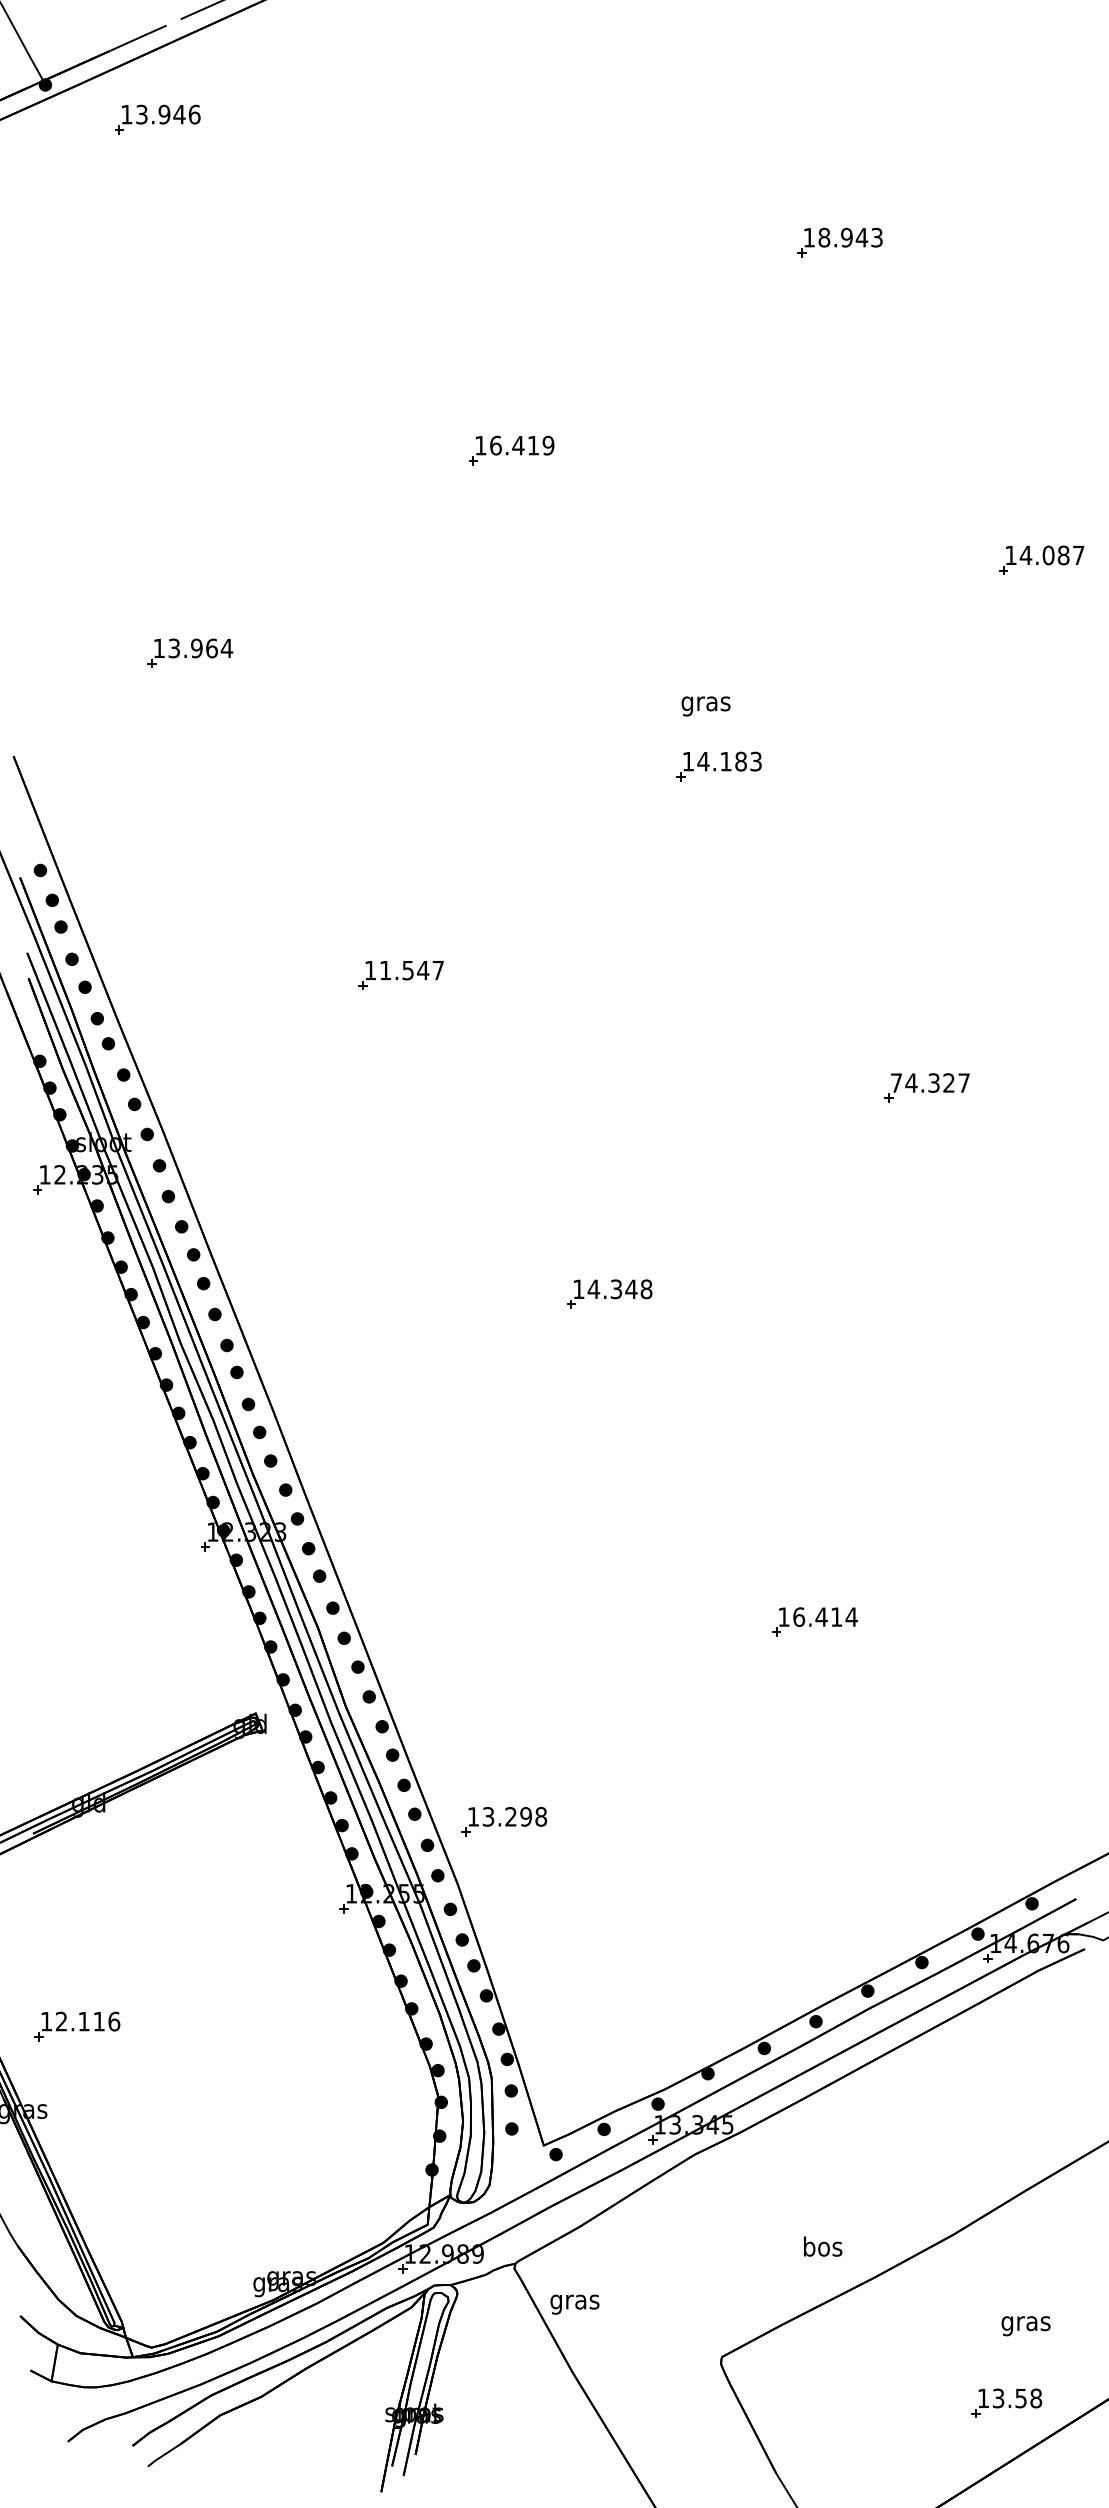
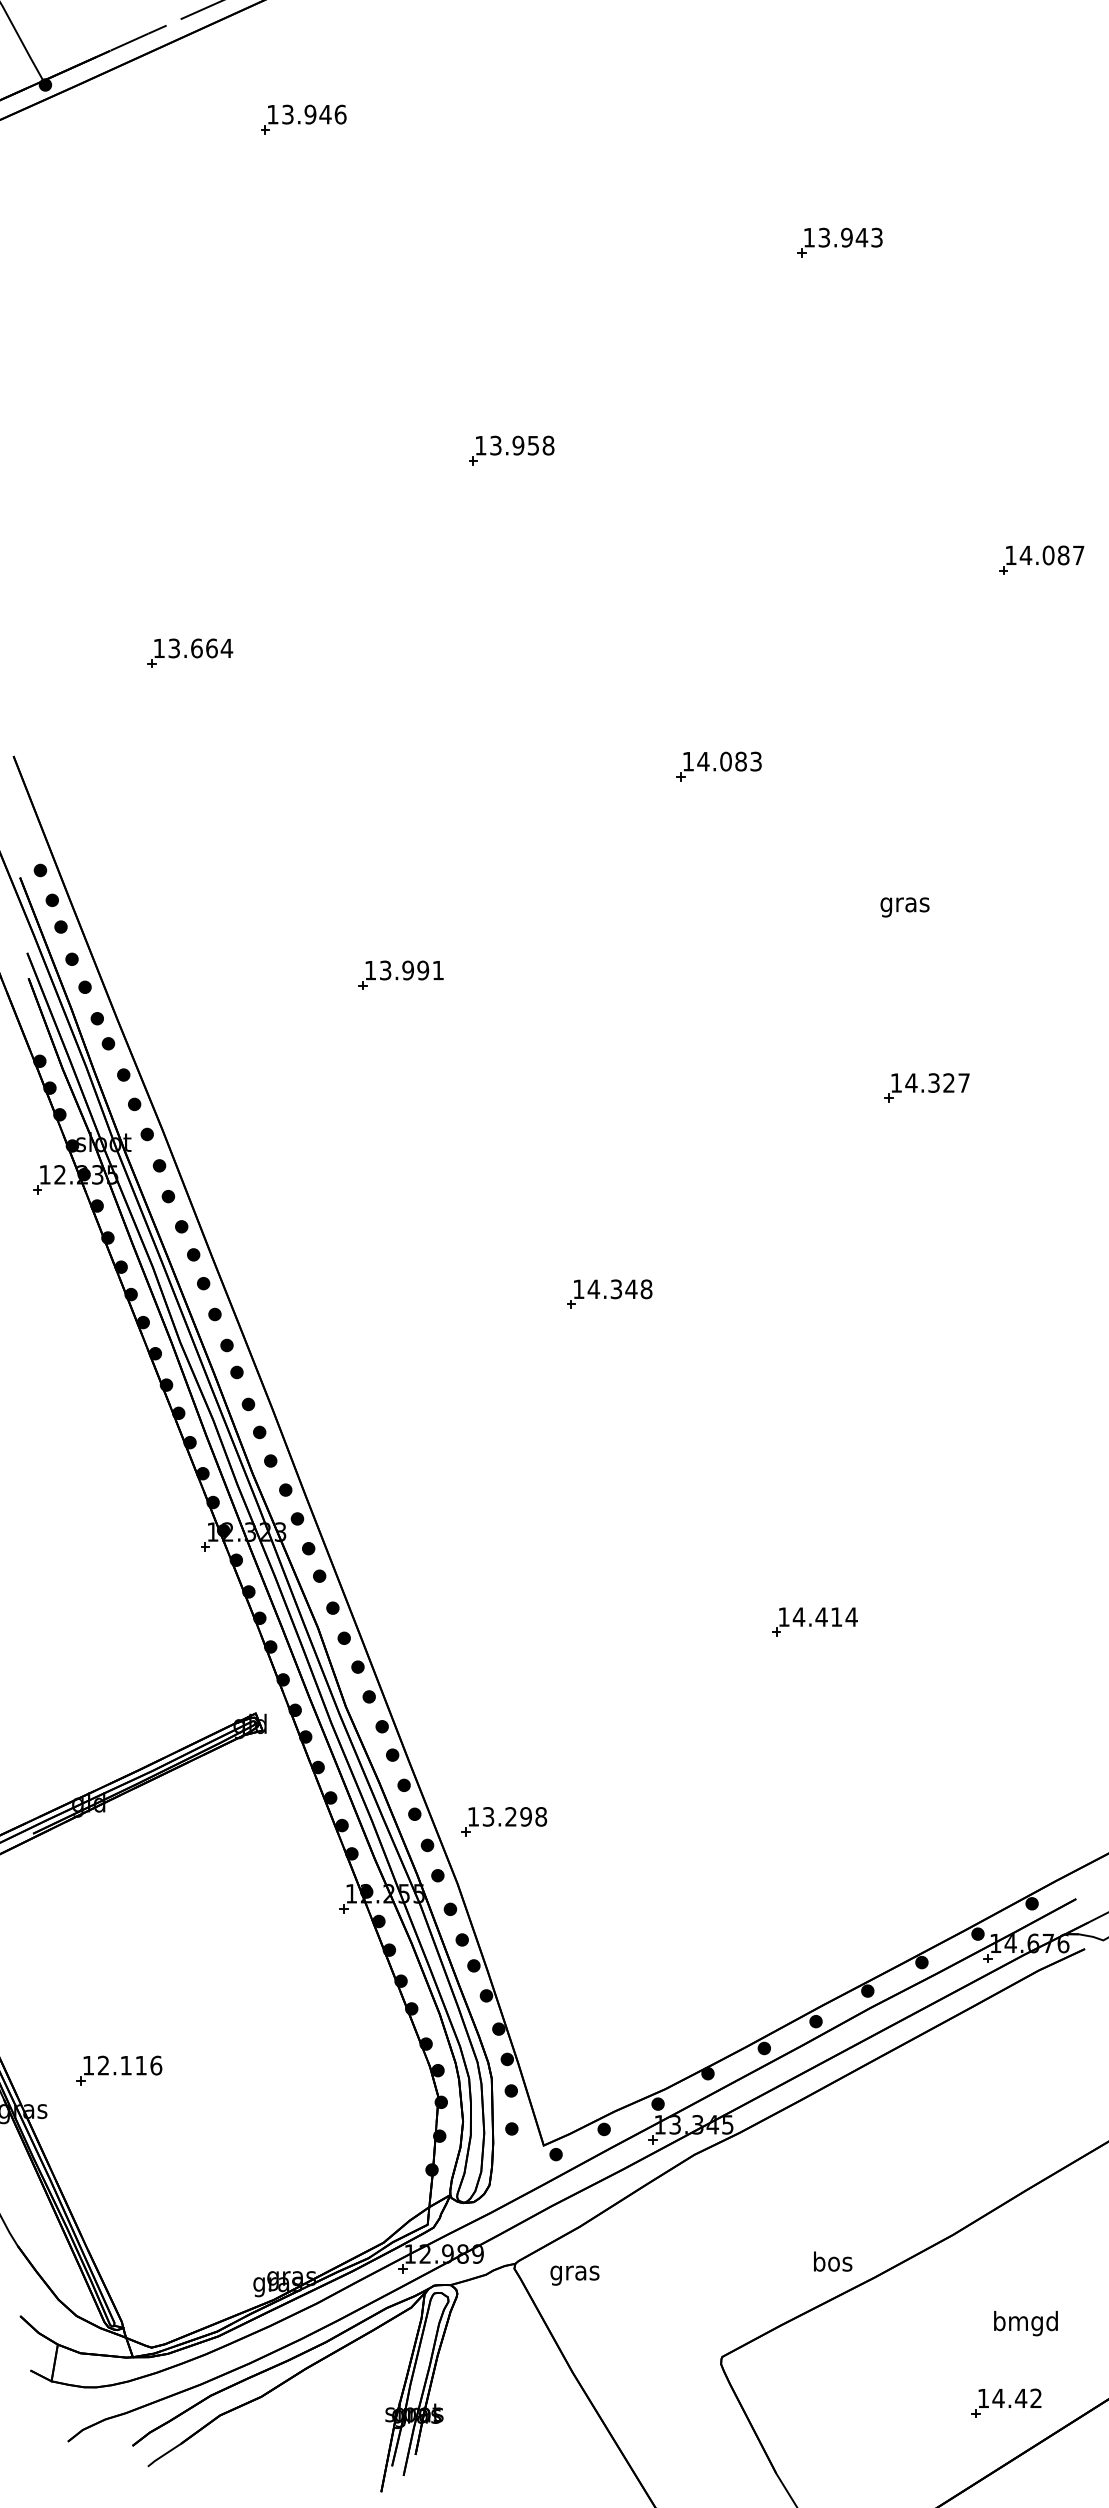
part position: (157, 119) -> (303, 119) (303, 119)
text: 18.943 -> 13.943 (824, 237)
text: 16.419 -> 13.958 (522, 445)
text: 13.964 -> 13.664 (196, 648)
text position: (705, 706) -> (904, 907) (904, 907)
text: 14.183 -> 14.083 (725, 761)
text: 11.547 -> 13.991 (411, 970)
text: 74.327 -> 14.327 (896, 1082)
text: 16.414 -> 14.414 (798, 1616)
part position: (77, 2026) -> (119, 2070) (119, 2070)
text position: (823, 2246) -> (833, 2261) (833, 2261)
text position: (574, 2304) -> (574, 2275) (574, 2275)
text: gras -> bmgd (1025, 2323)
text: 13.58 -> 14.42 (1017, 2398)
